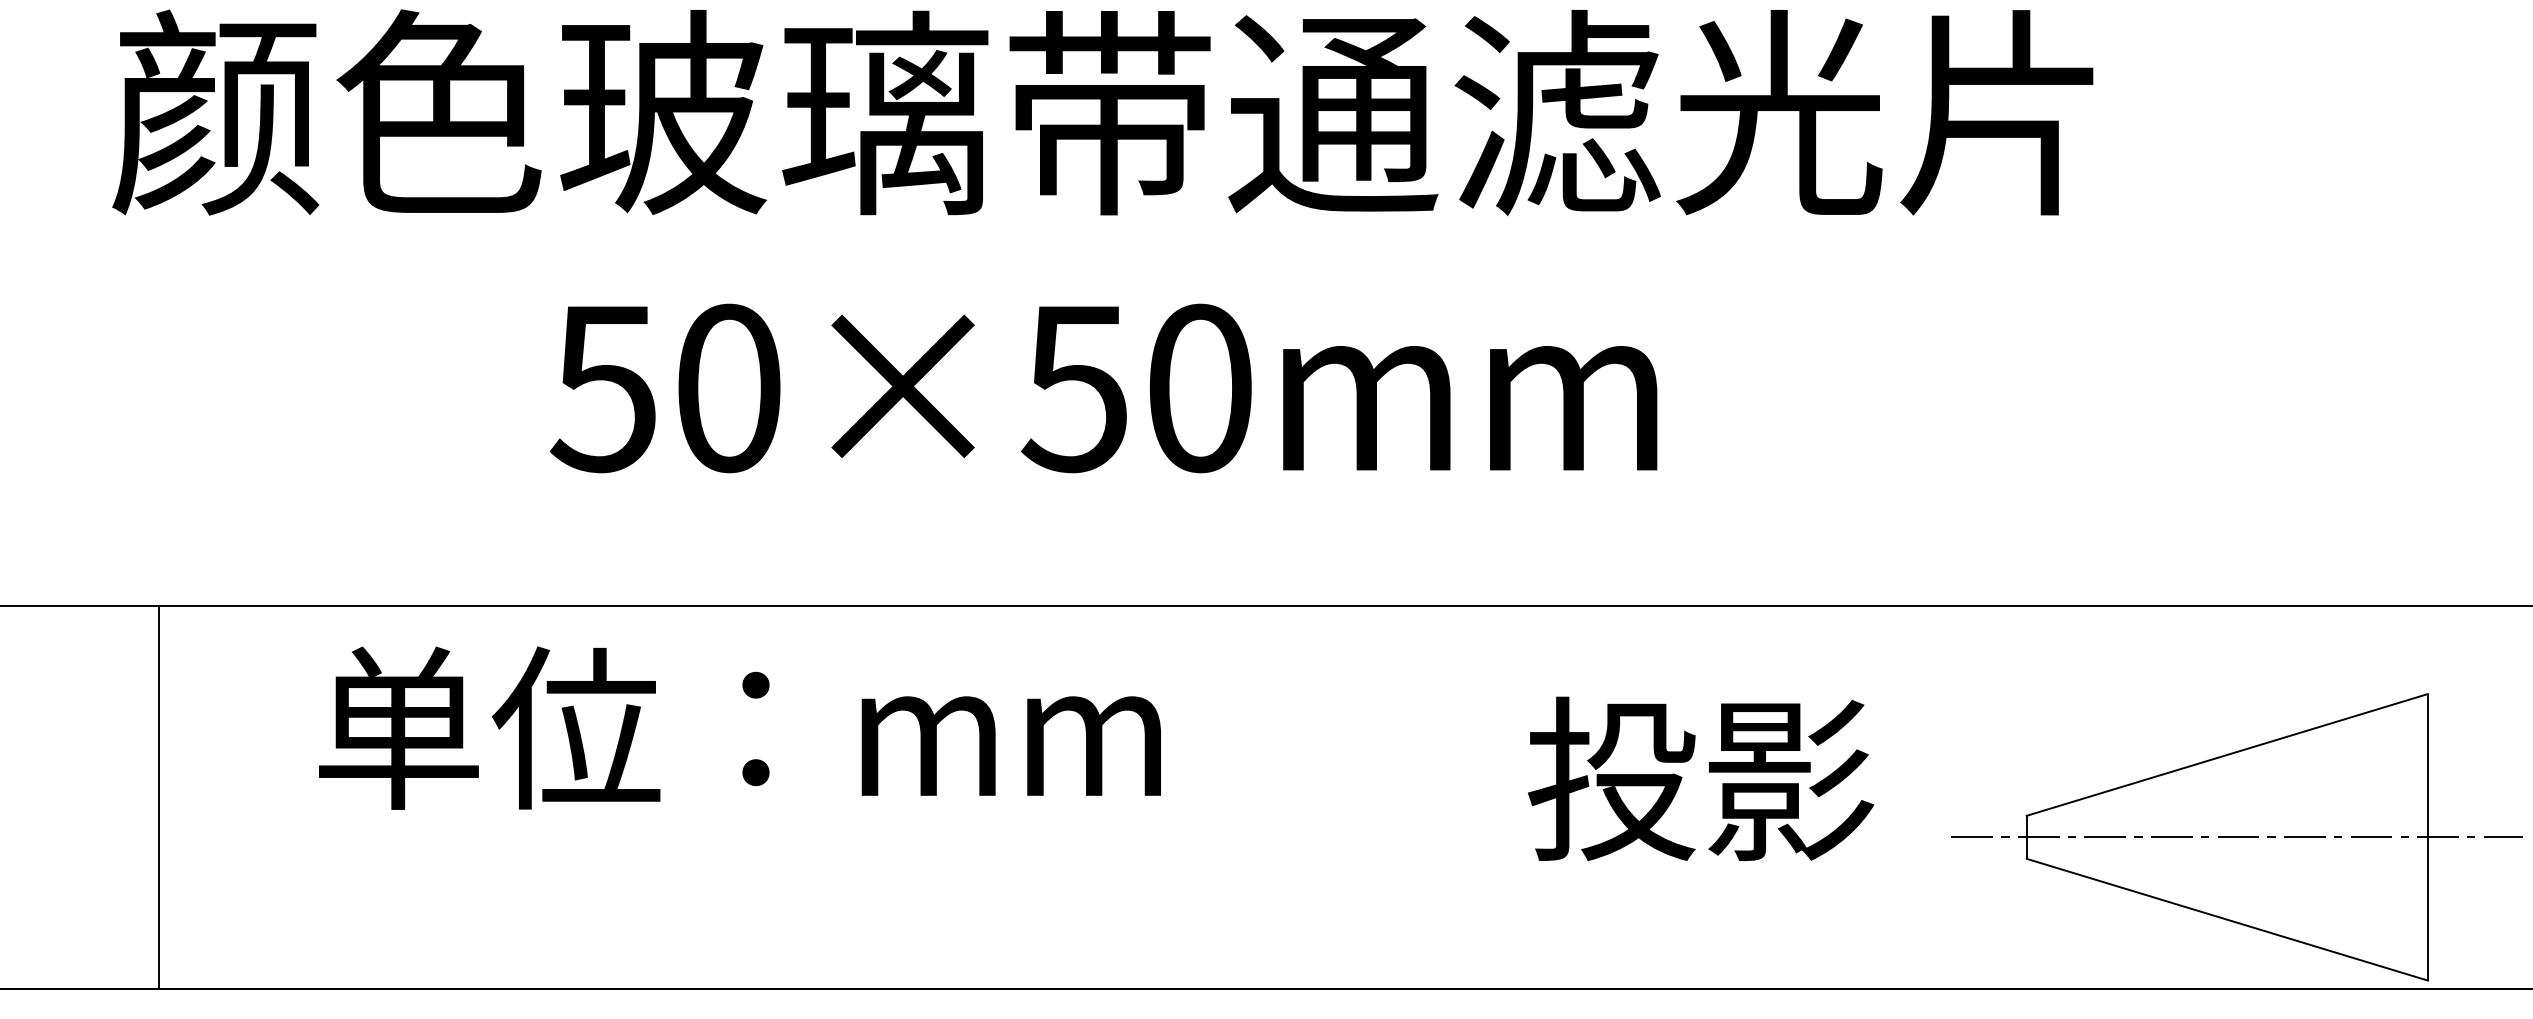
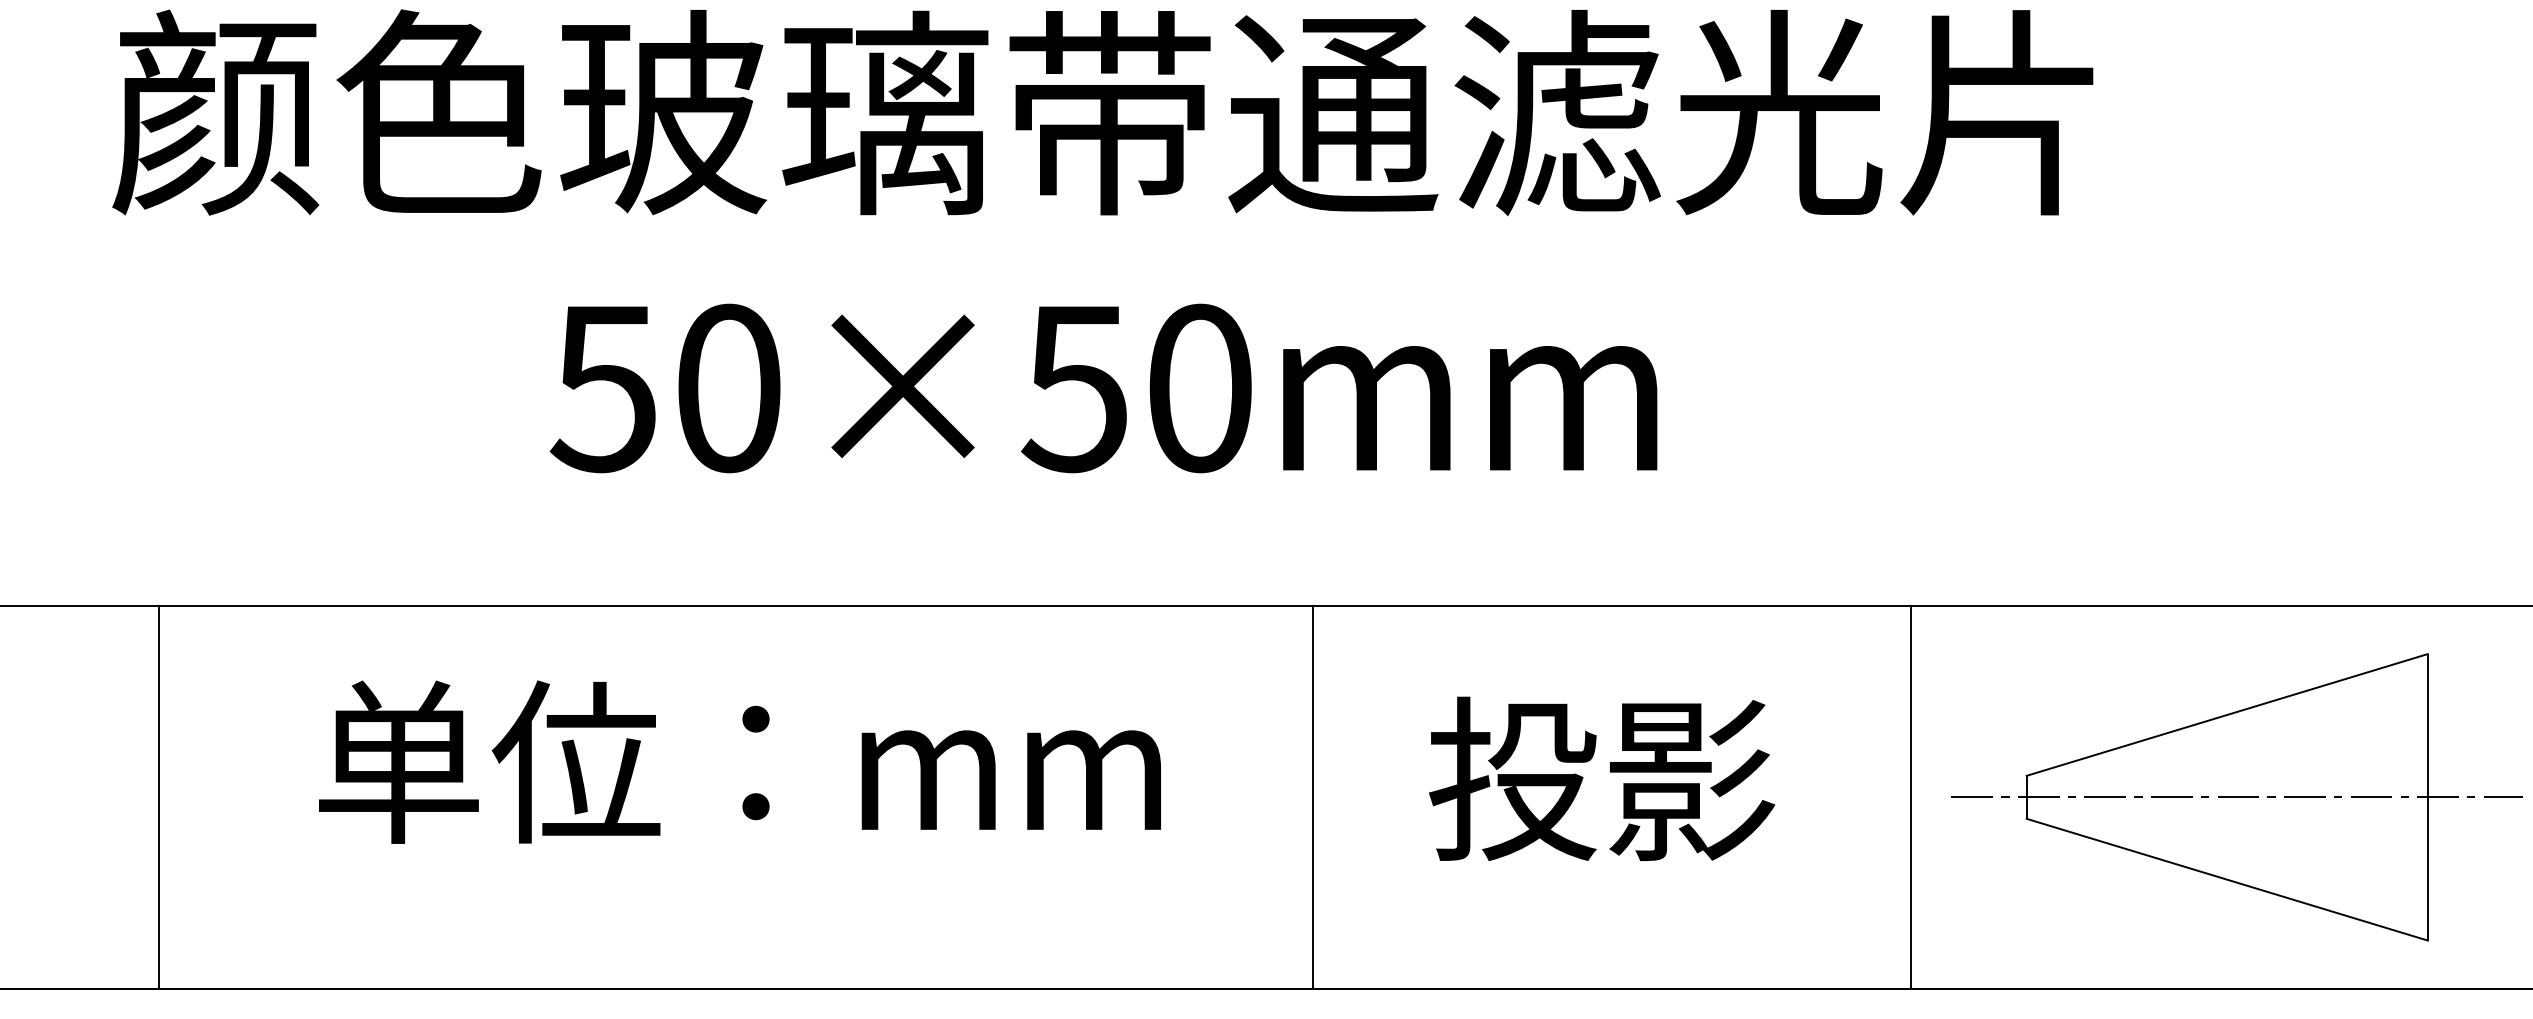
text position: (739, 727) -> (739, 761) (739, 761)
text position: (1701, 778) -> (1602, 778) (1602, 778)
line: none -> present (1313, 797)
line: none -> present (1911, 797)
part position: (2236, 837) -> (2236, 797) (2236, 797)
